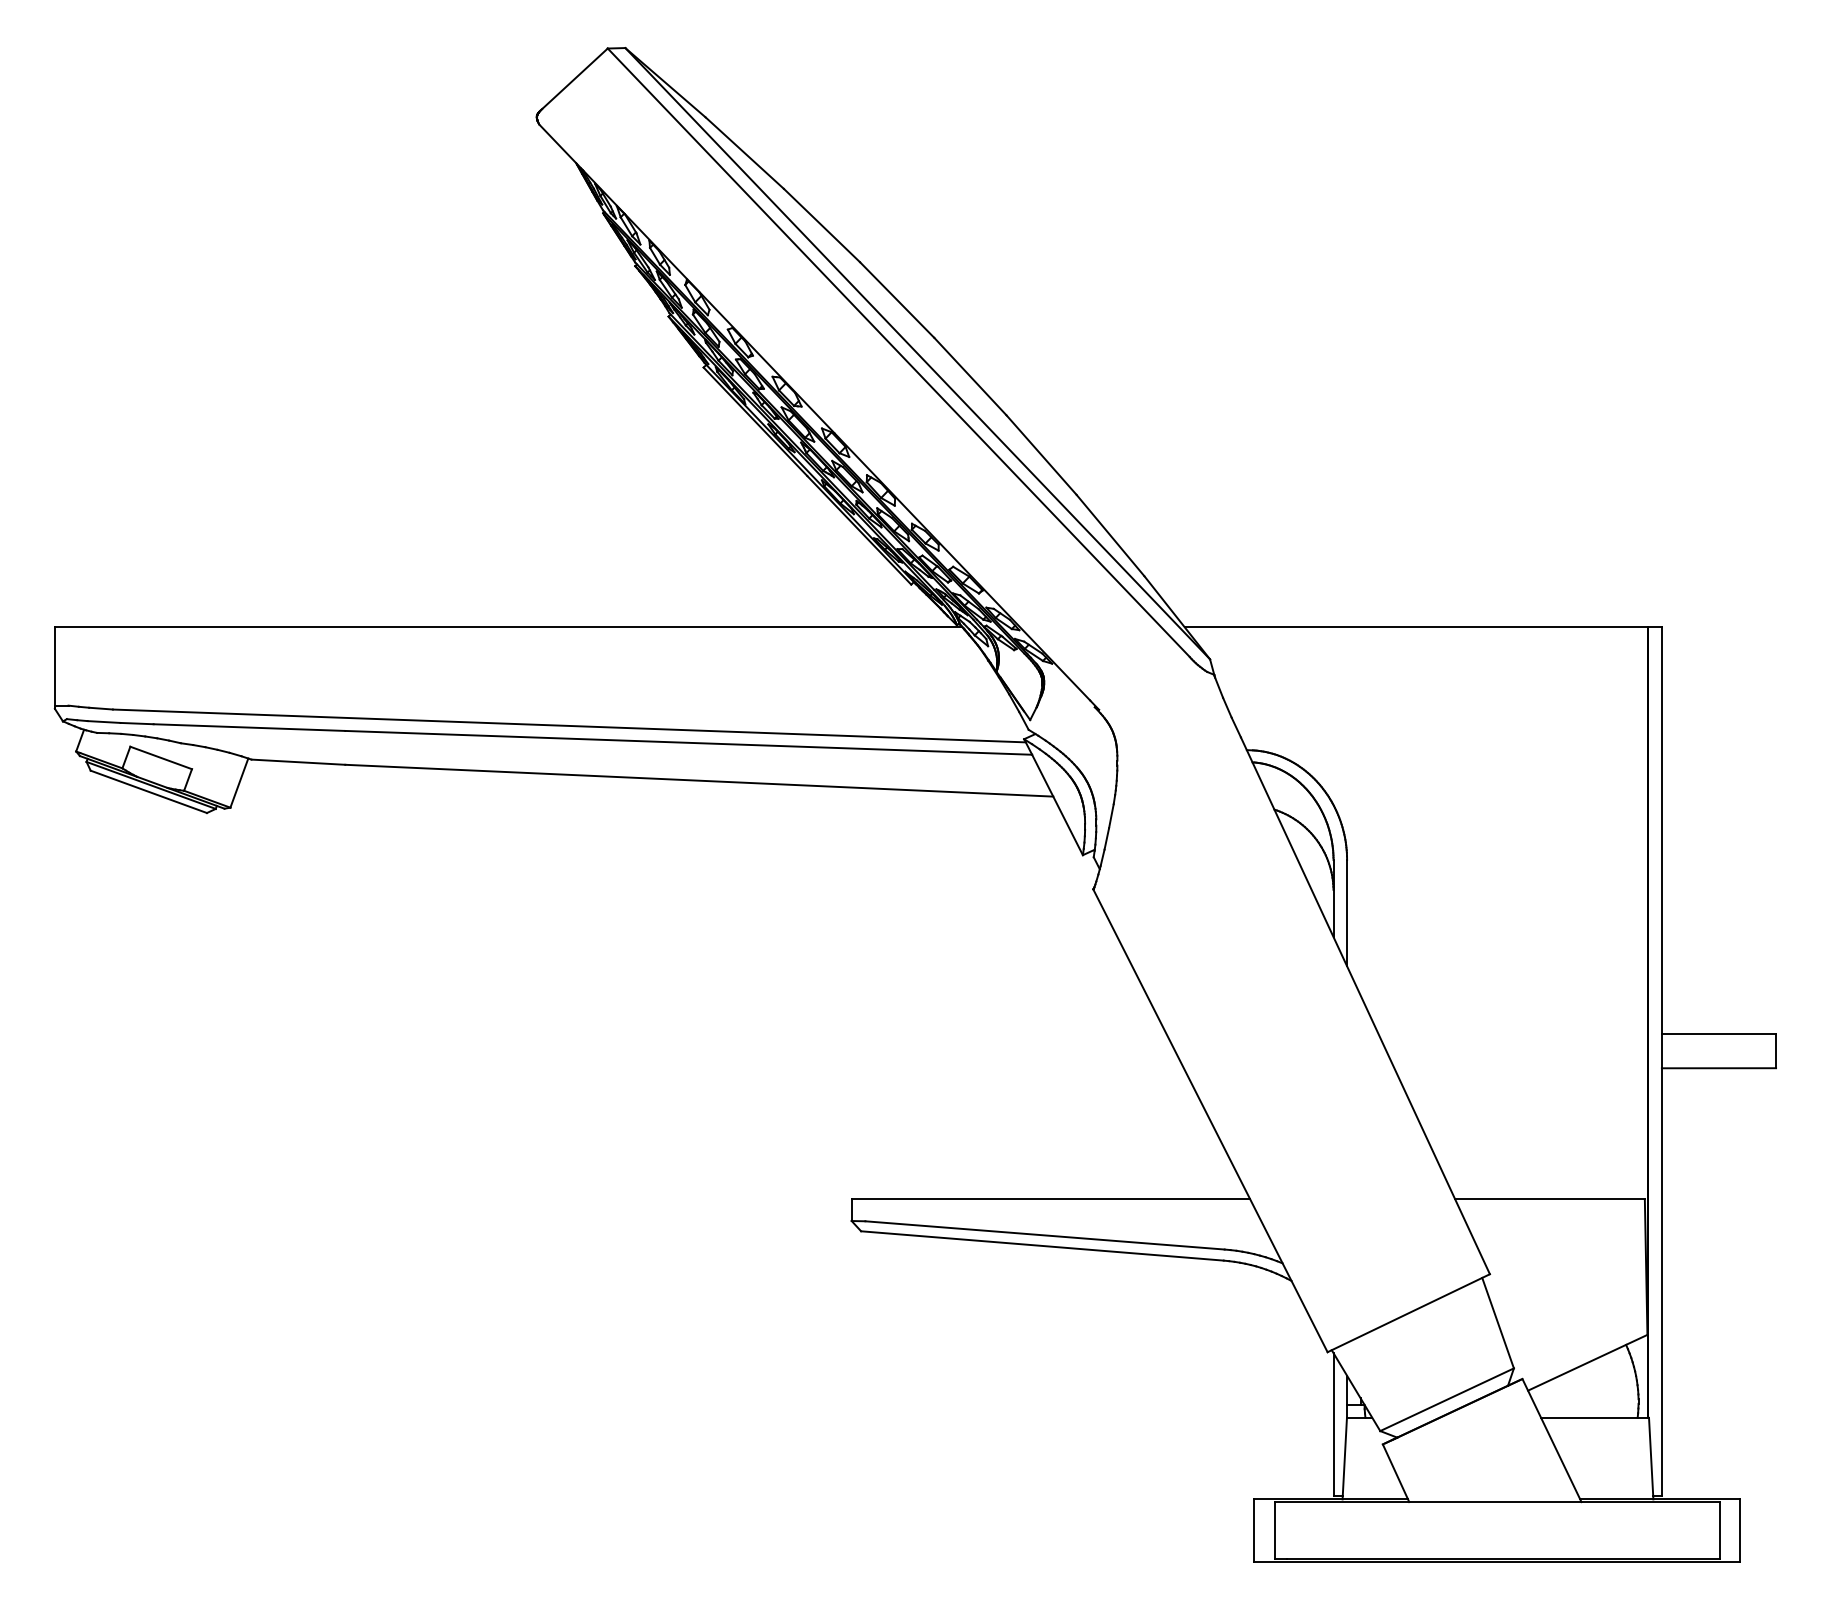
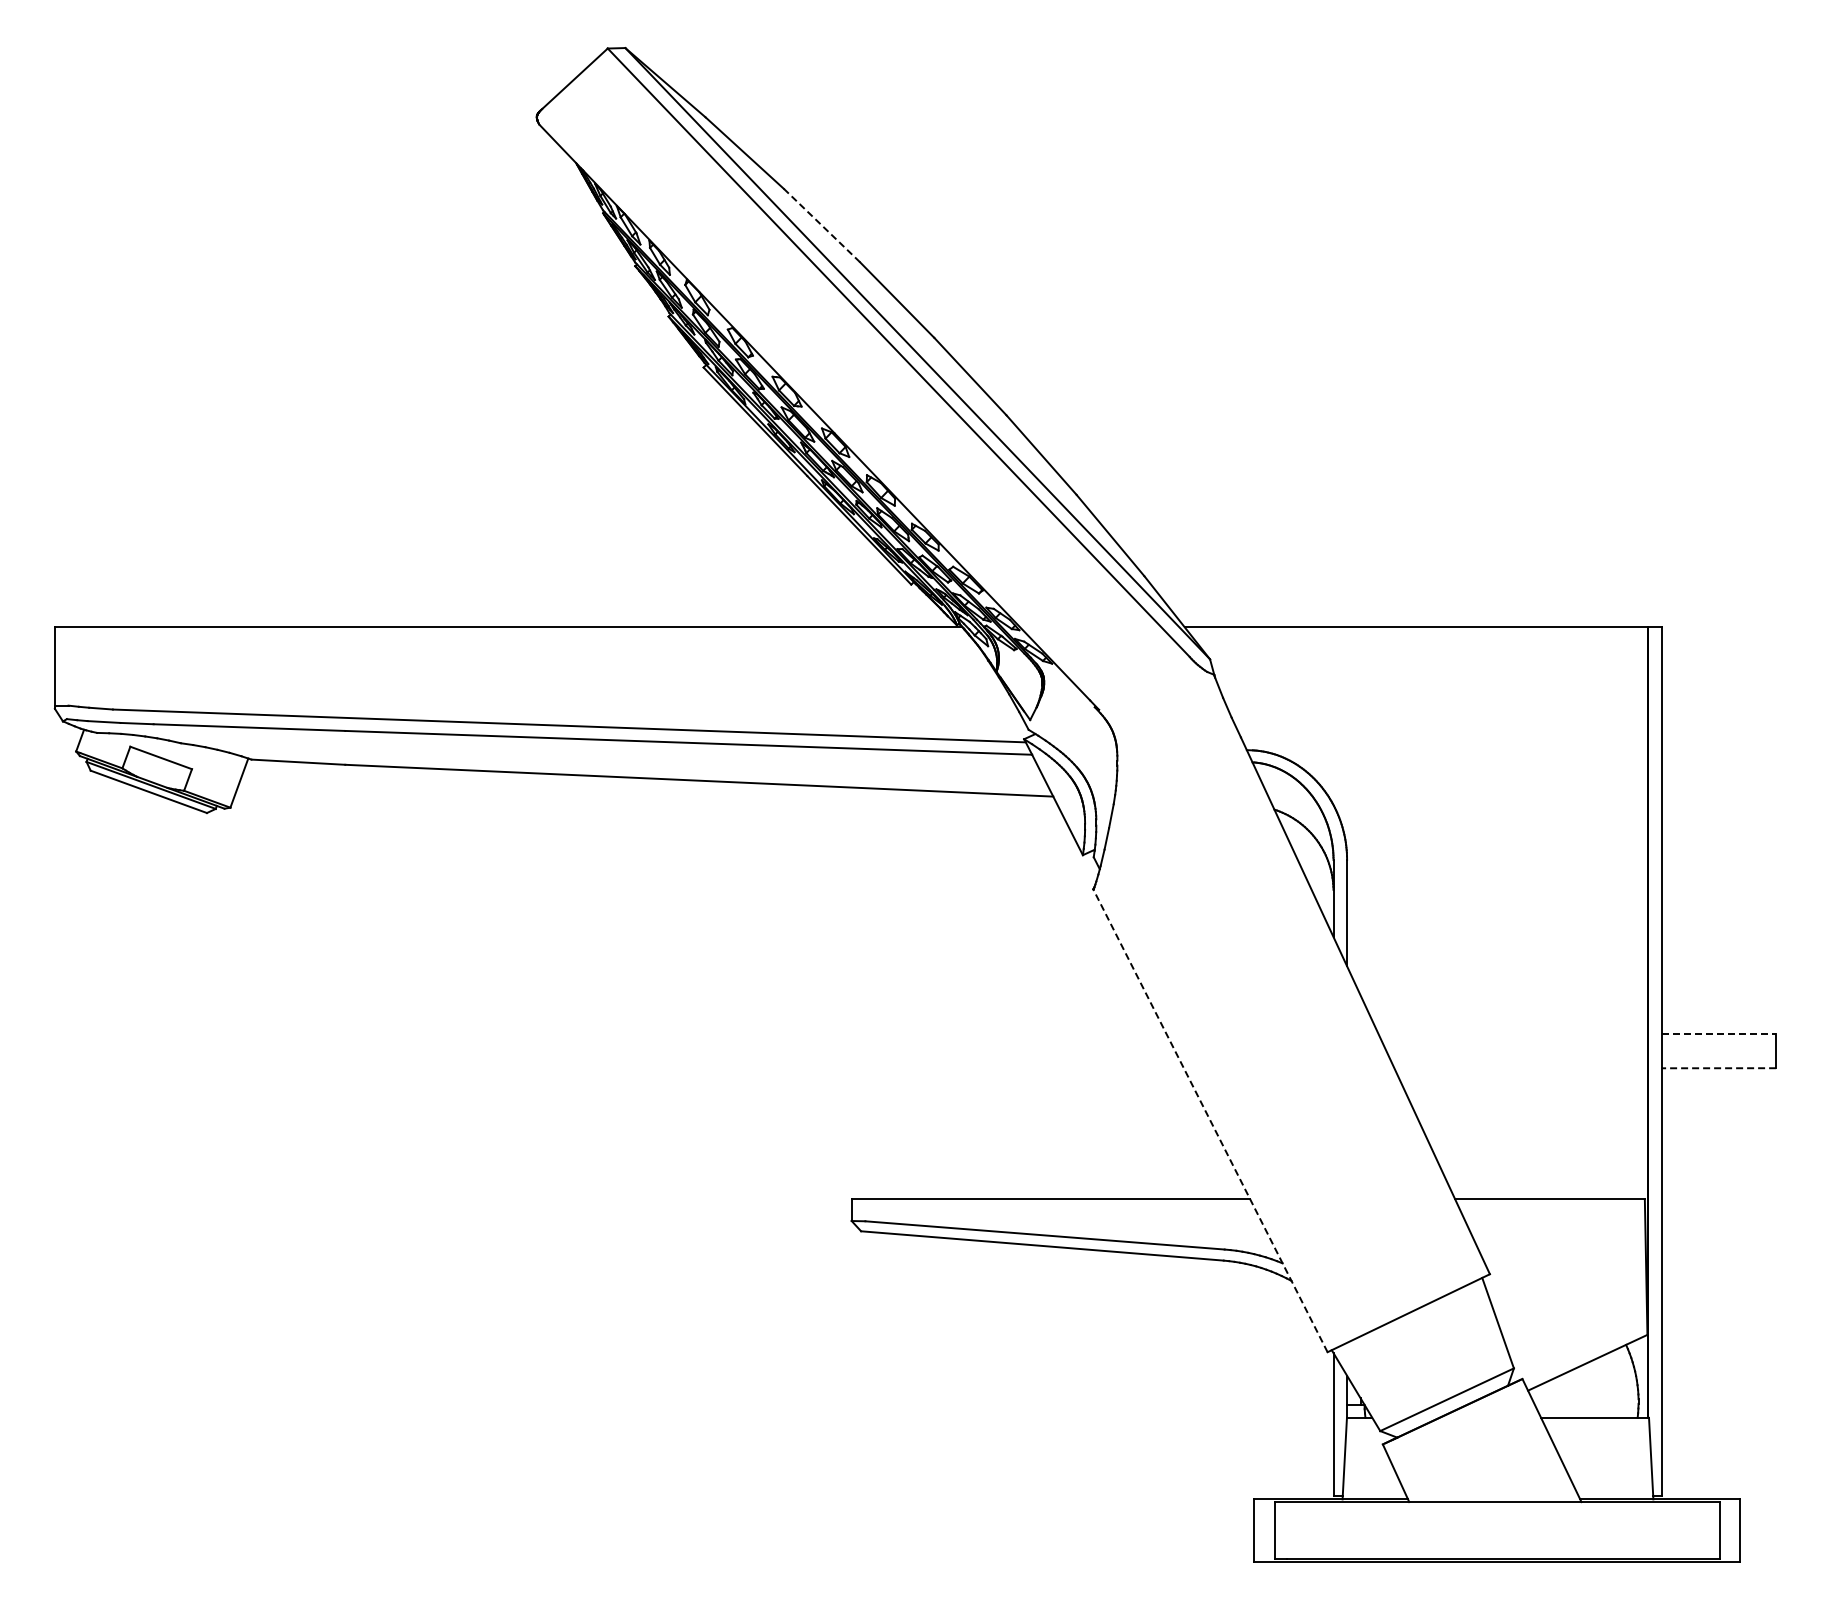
line: solid -> dashed (821, 225)
line: solid -> dashed (1719, 1034)
line: solid -> dashed (1718, 1068)
line: solid -> dashed (1210, 1120)
